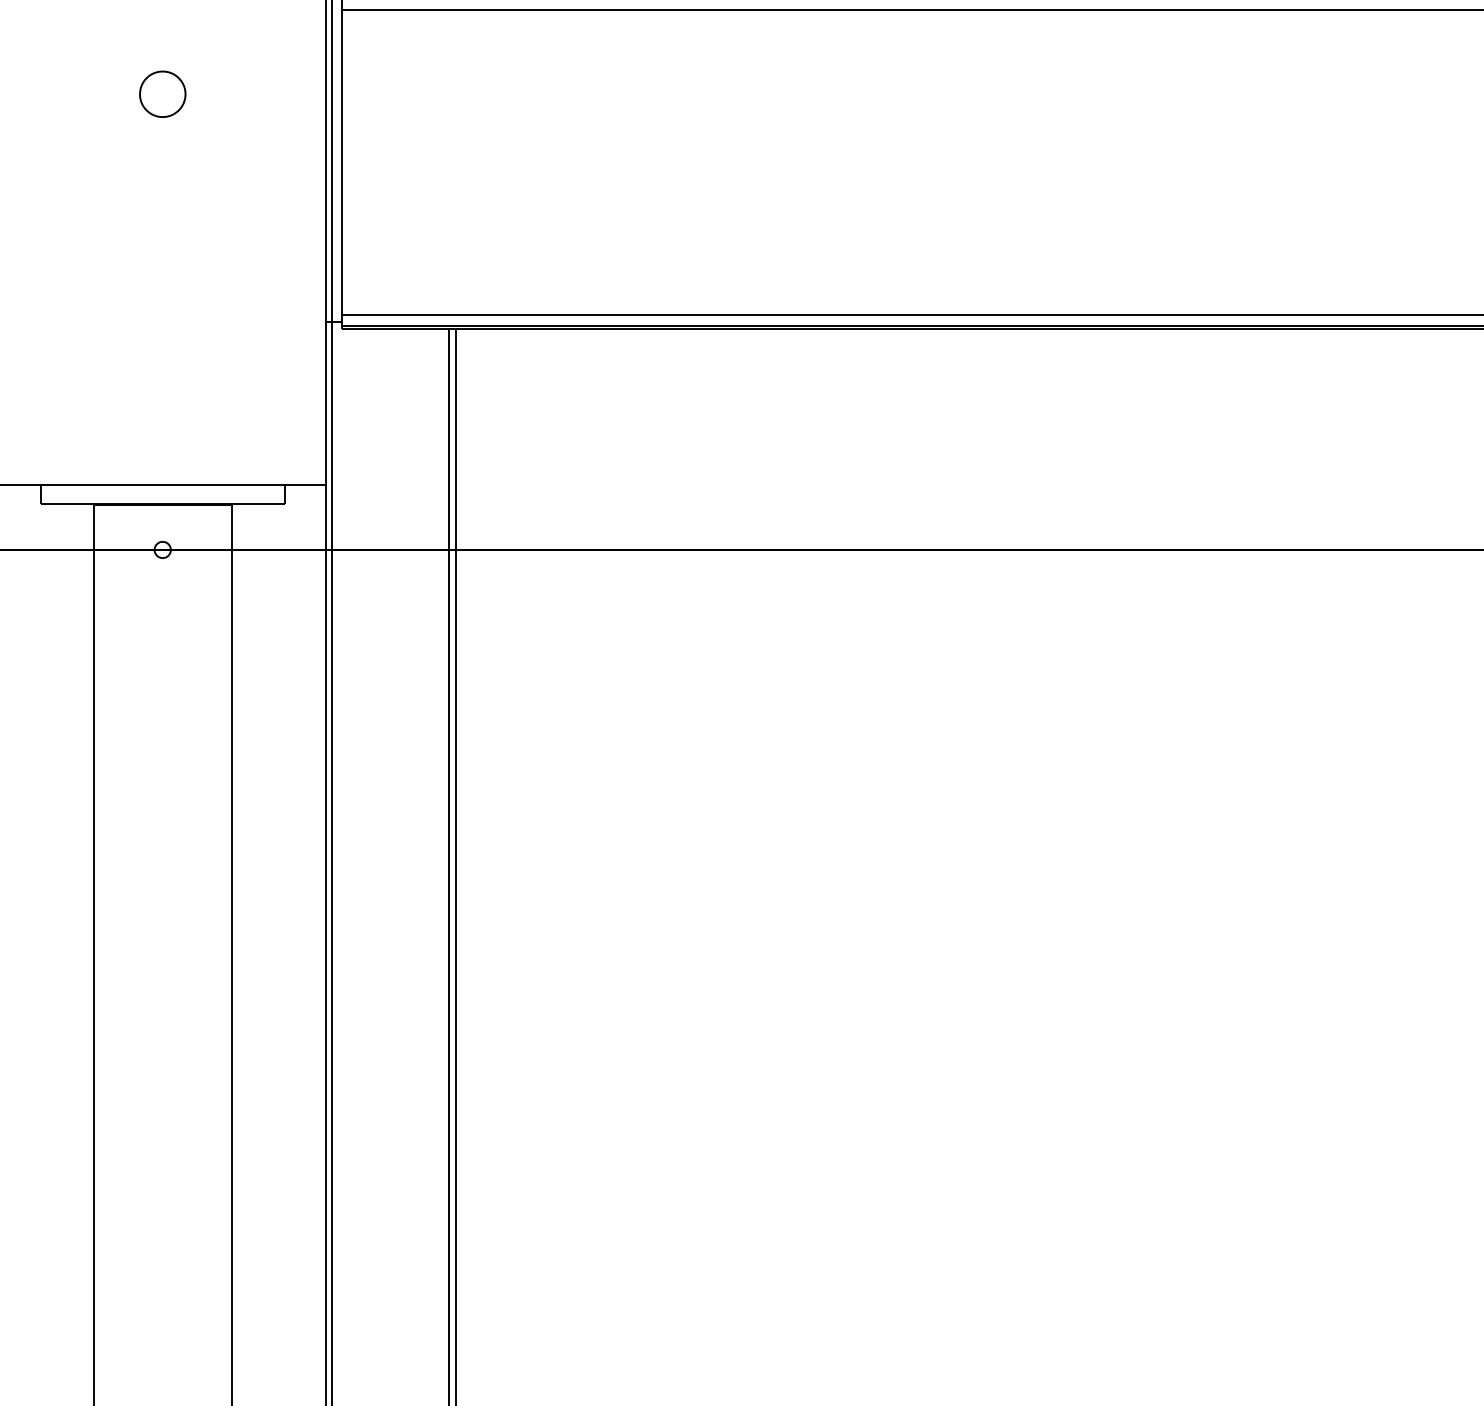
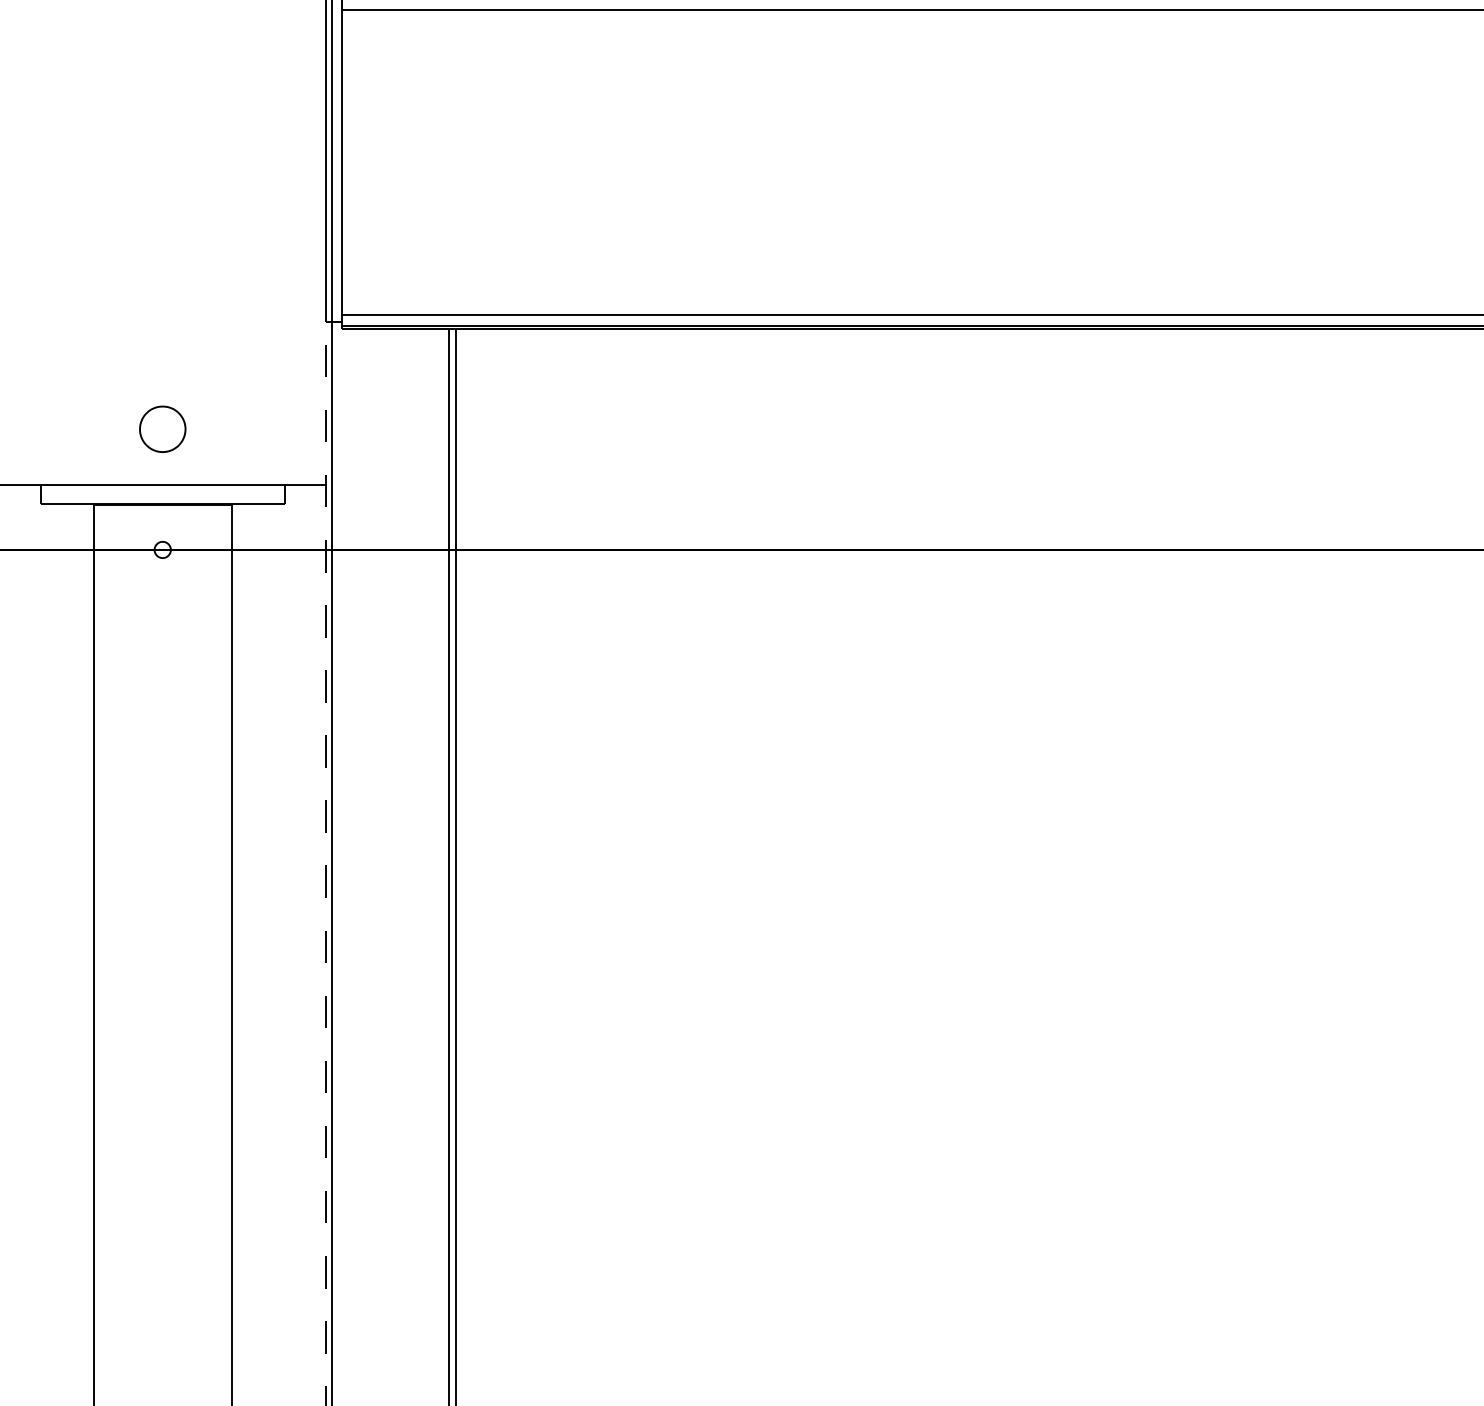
curve position: (157, 73) -> (157, 408) (157, 408)
line: solid -> dashed (325, 863)
